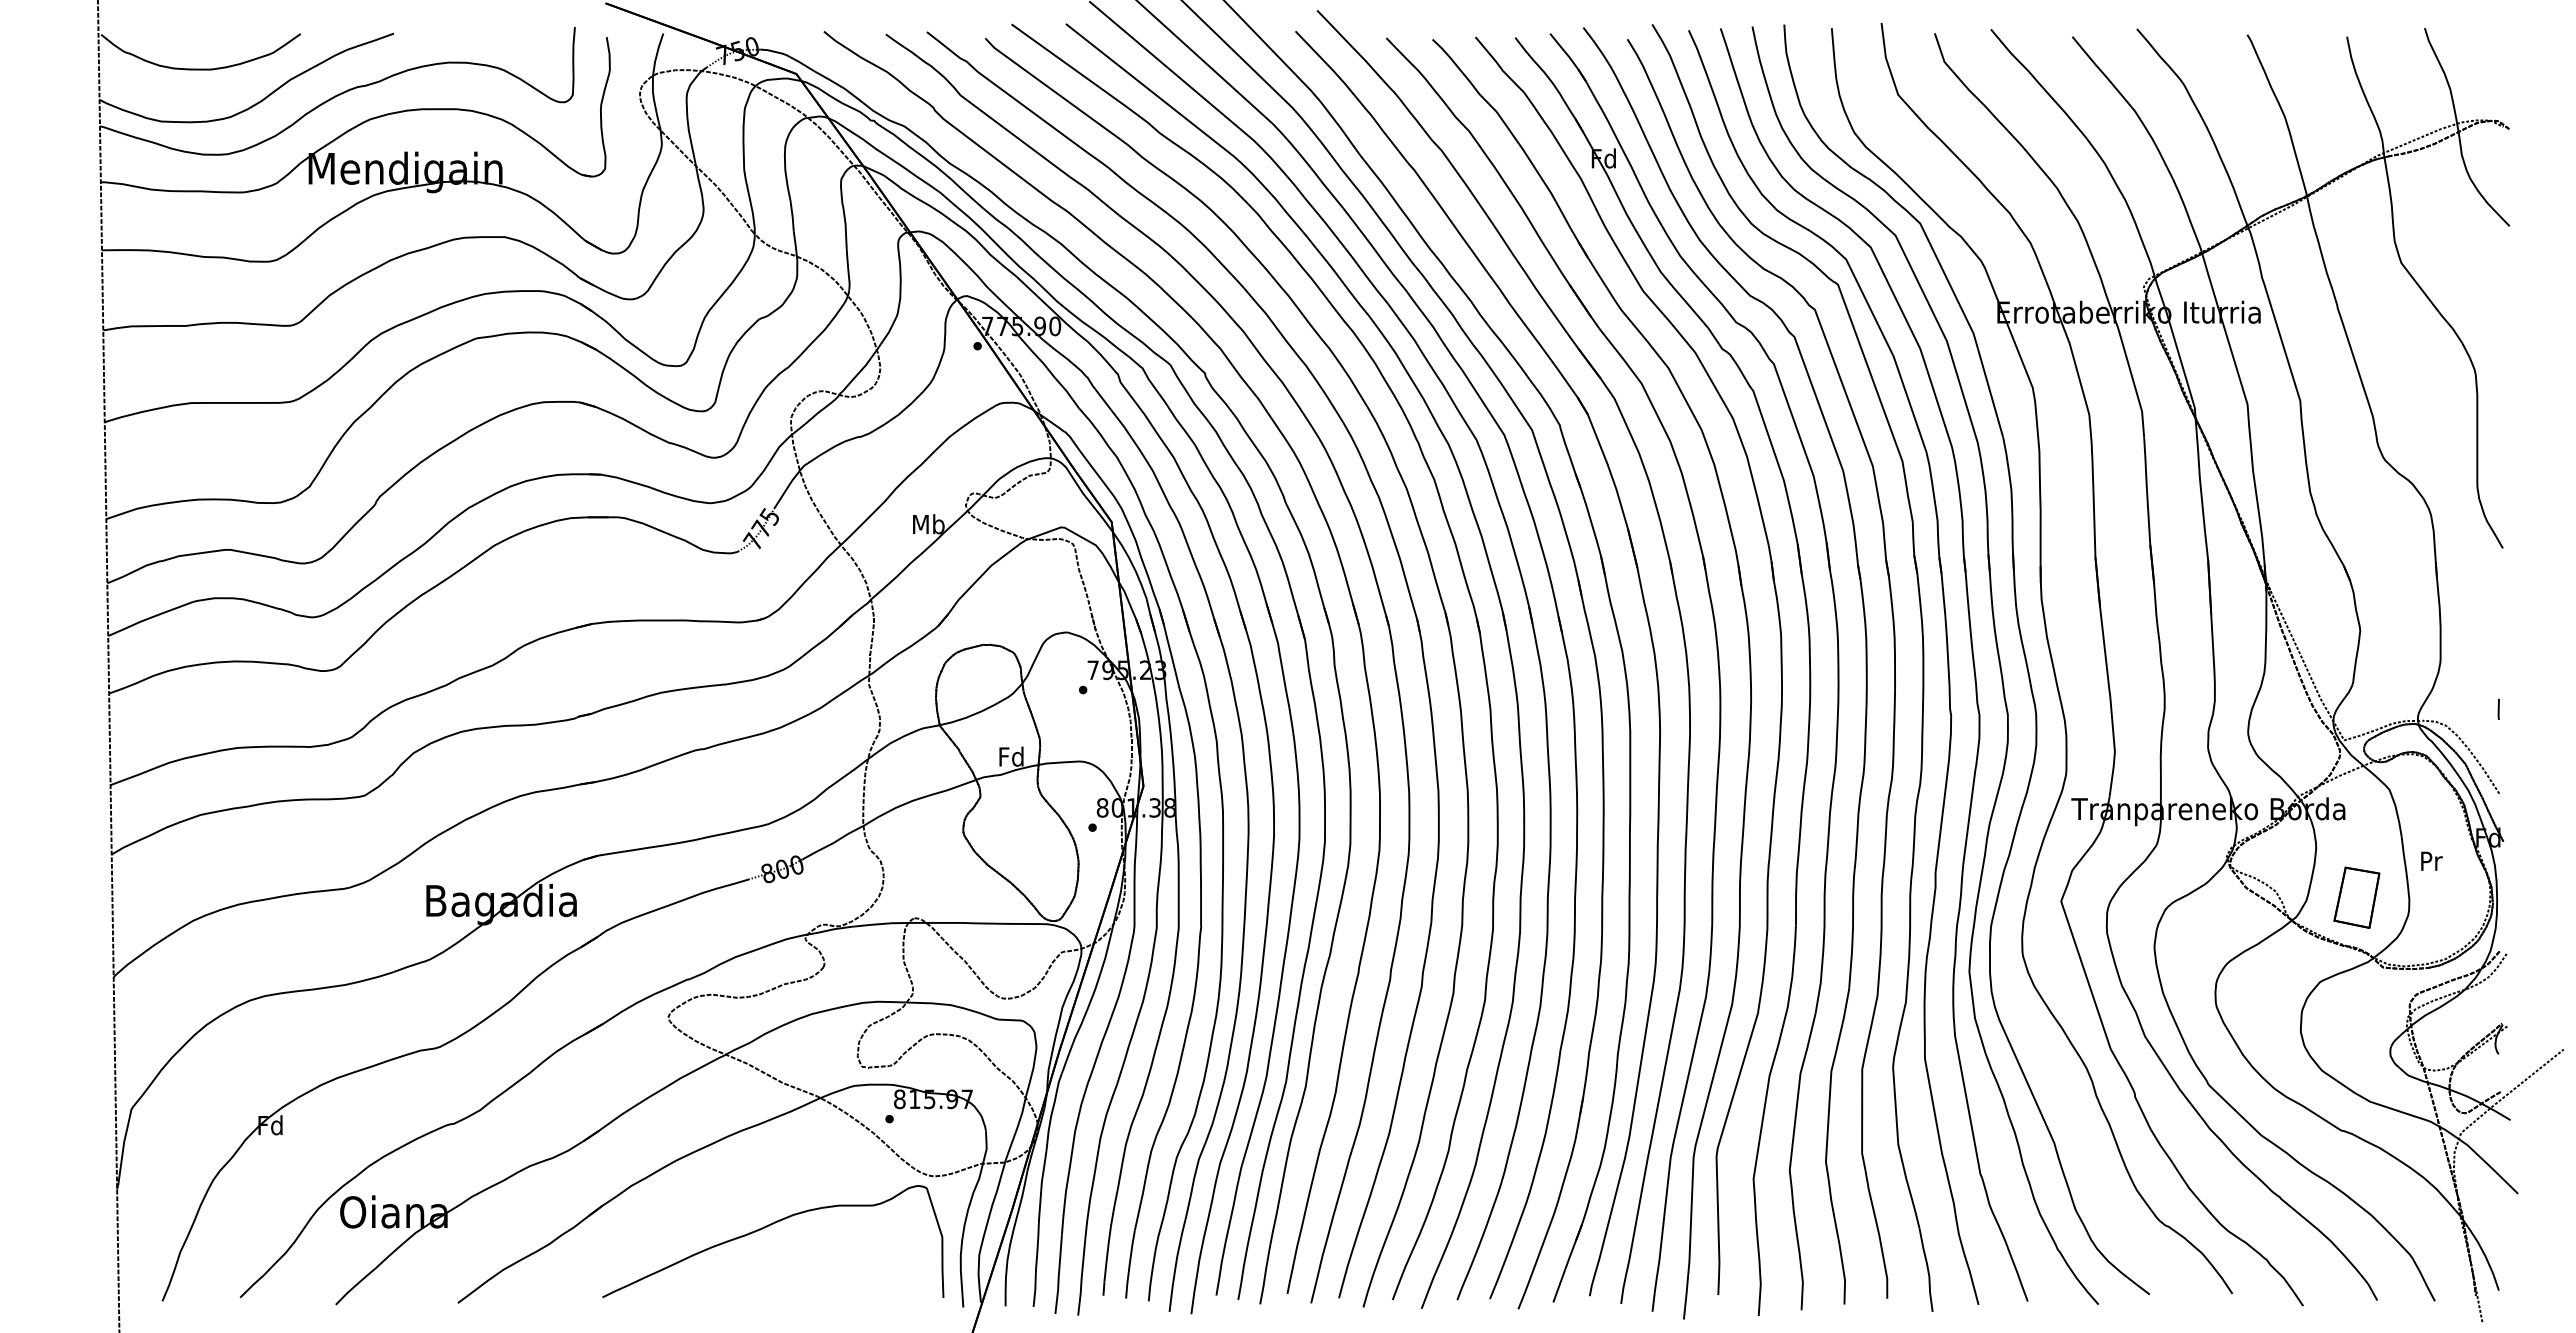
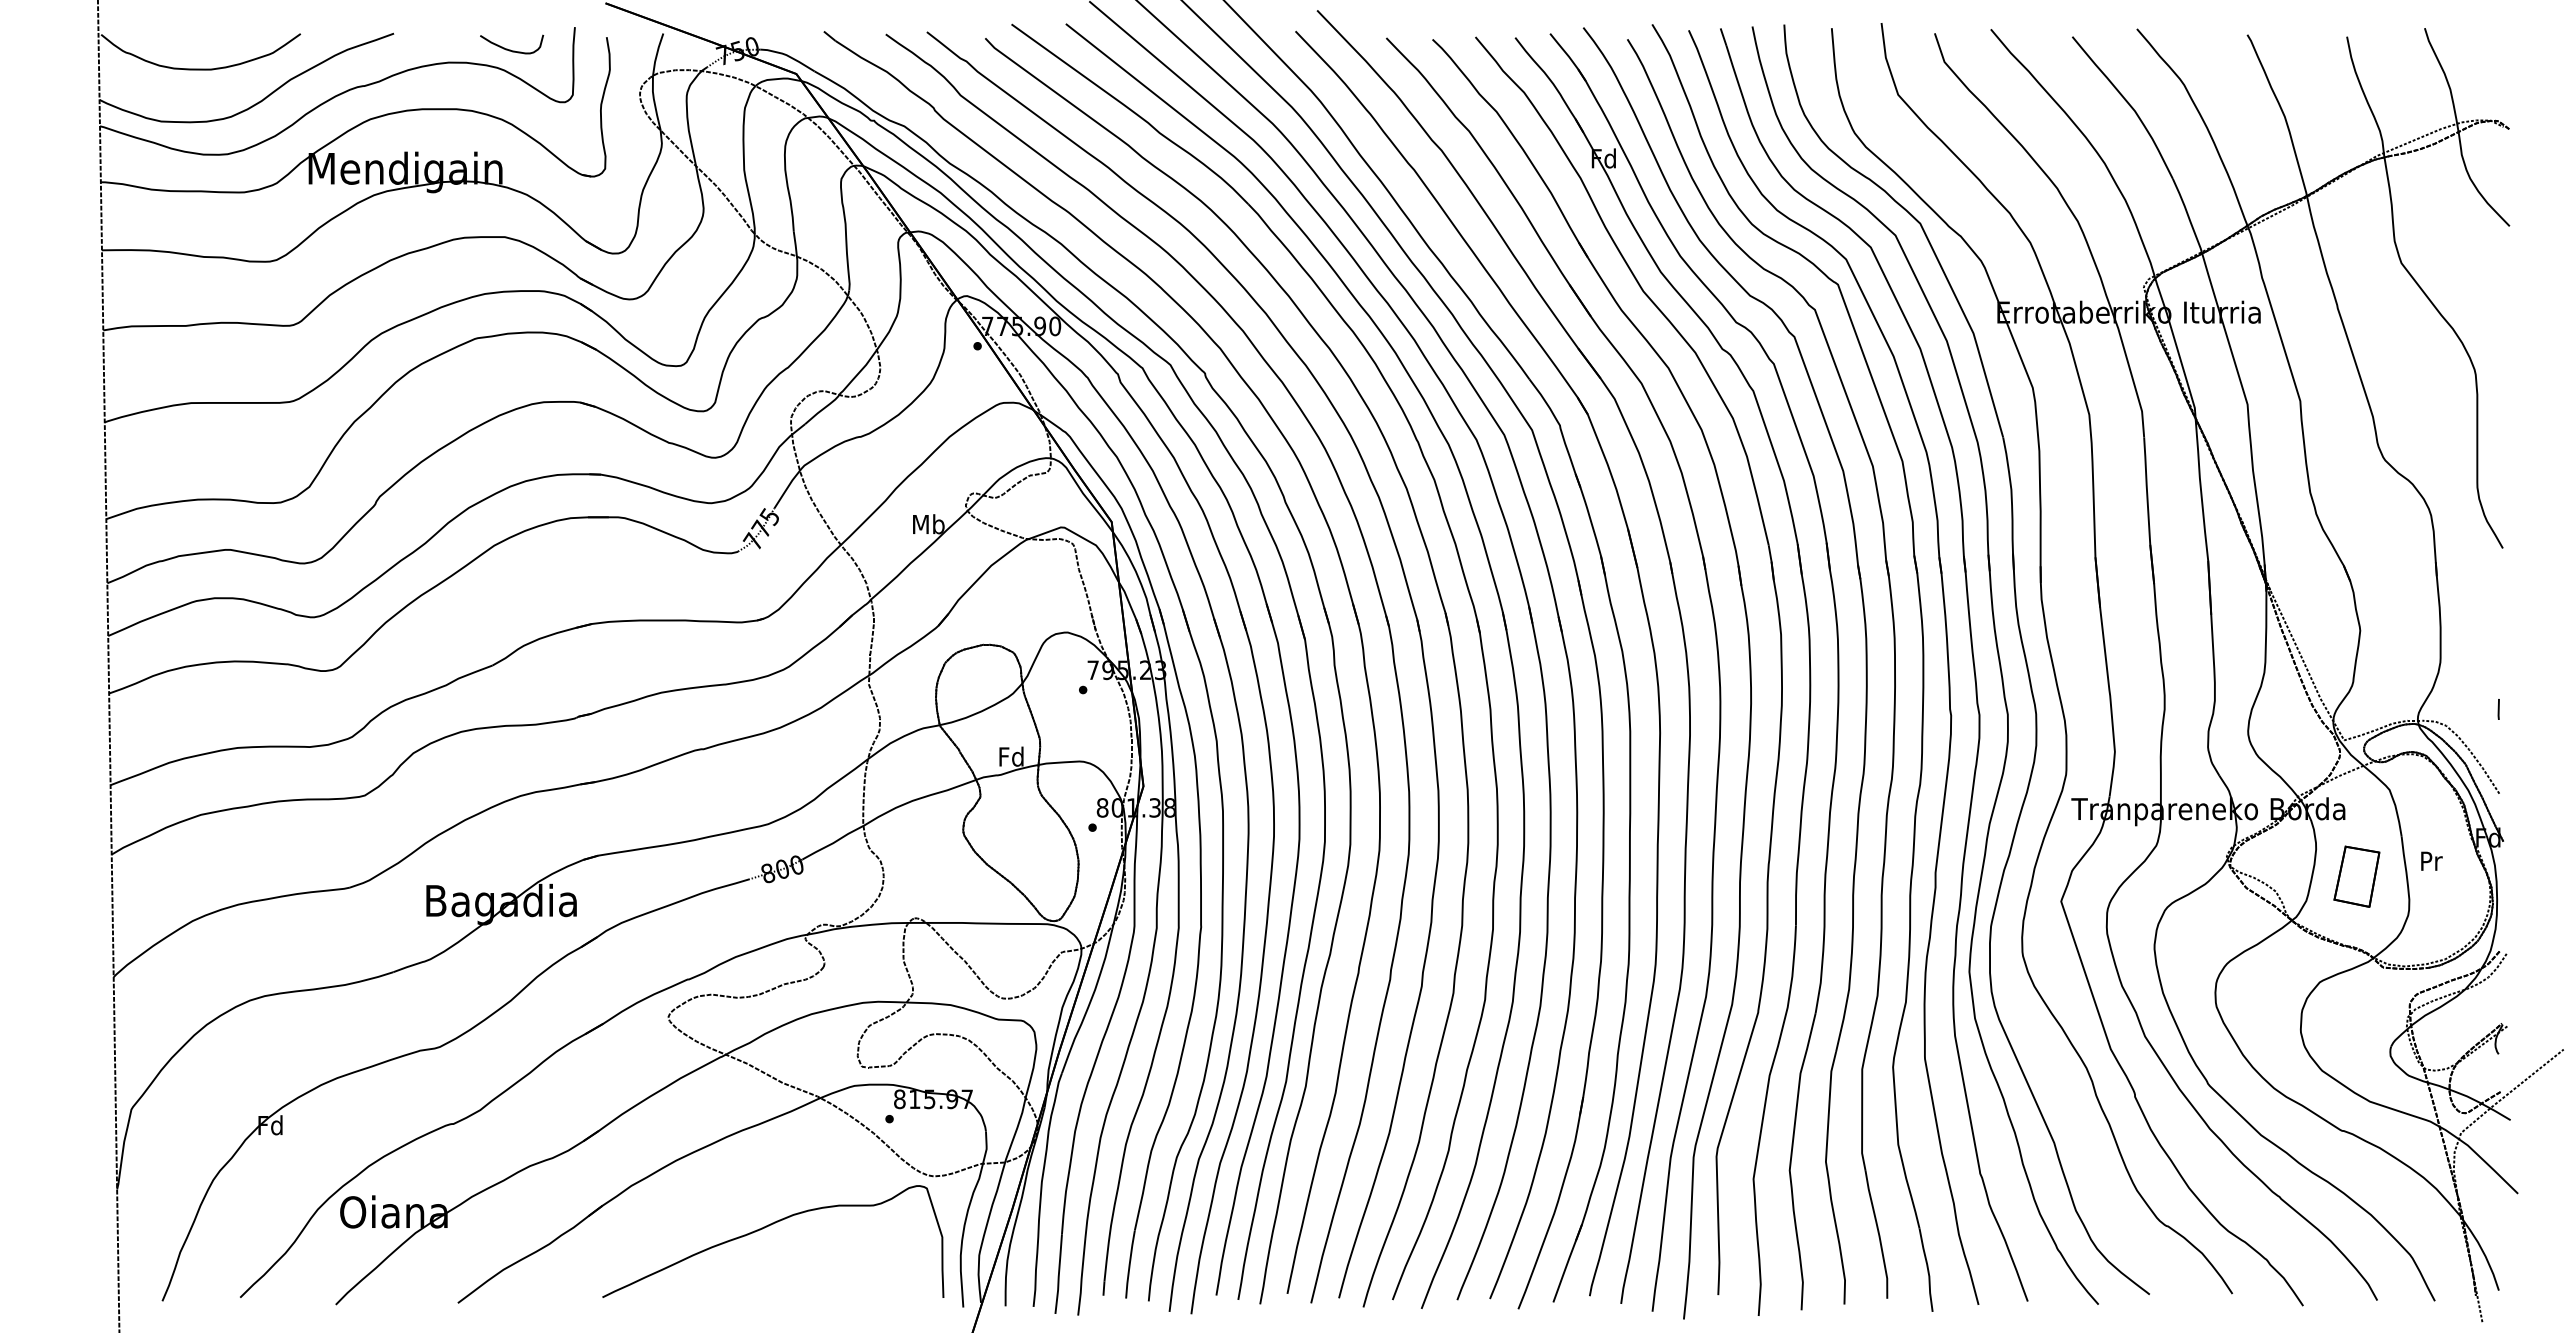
curve: none -> present (510, 49)
part position: (2356, 897) -> (2356, 876) (2356, 876)
